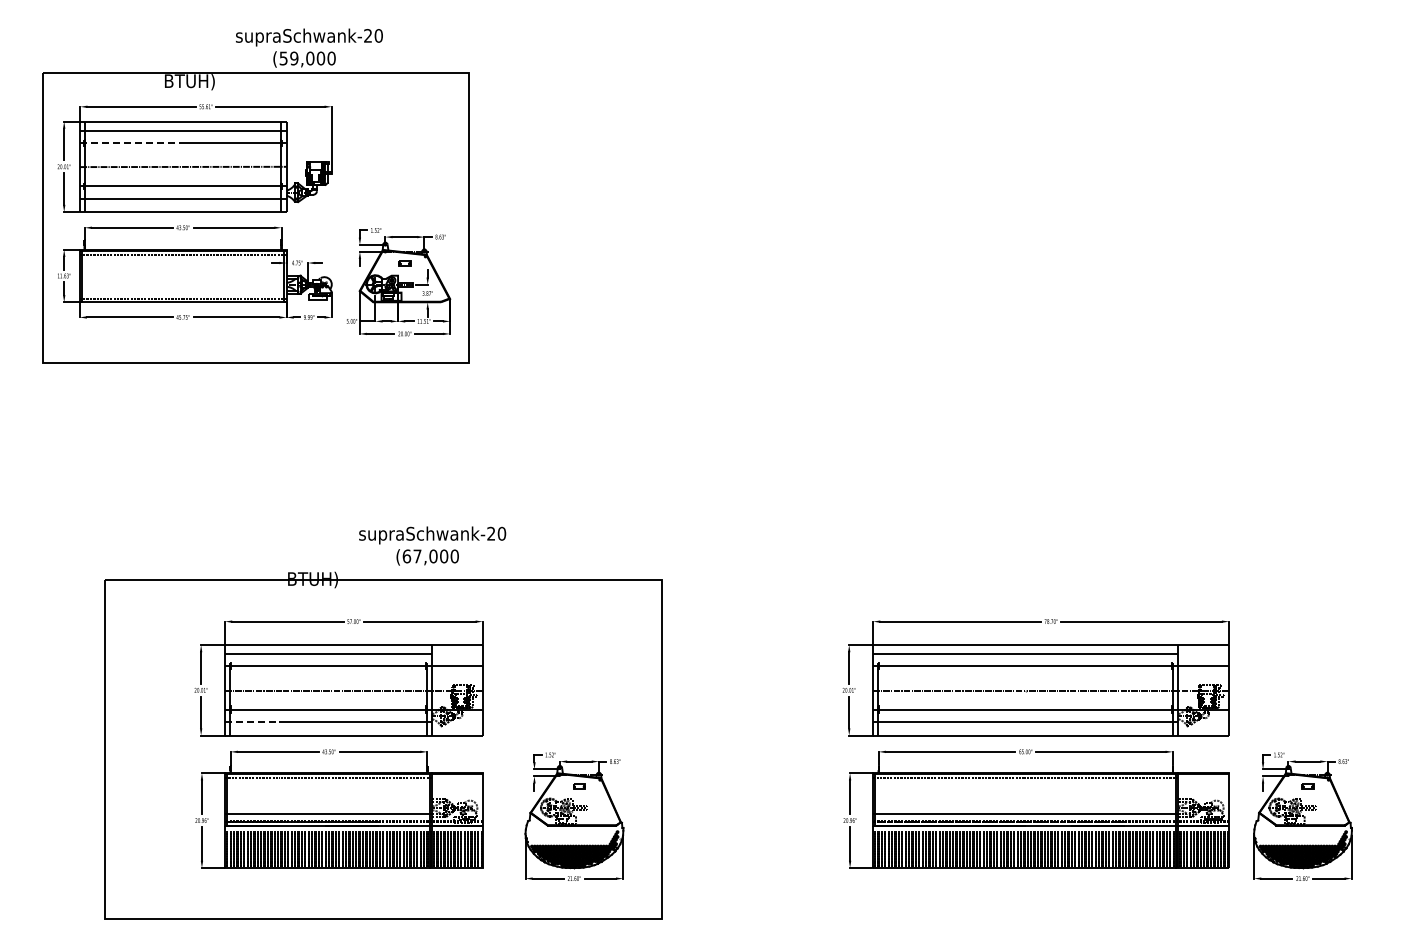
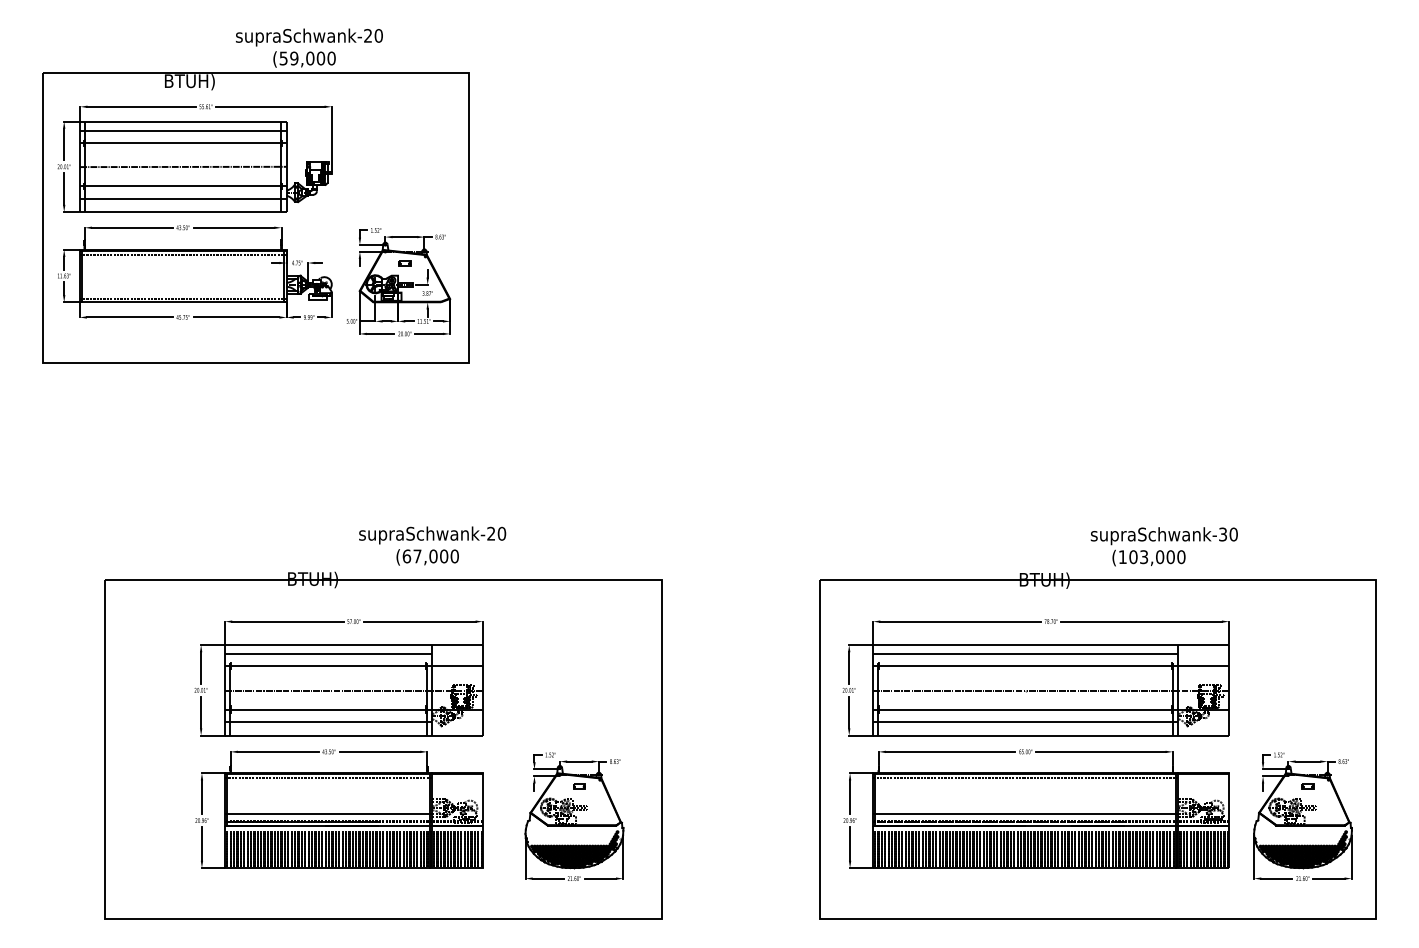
line: dashed -> solid (131, 142)
line: dashed -> solid (252, 721)
part: none -> present (1097, 723)
